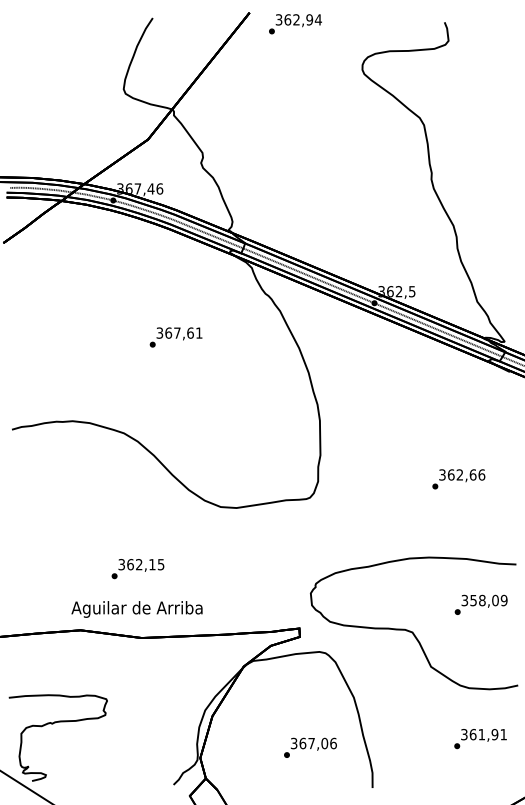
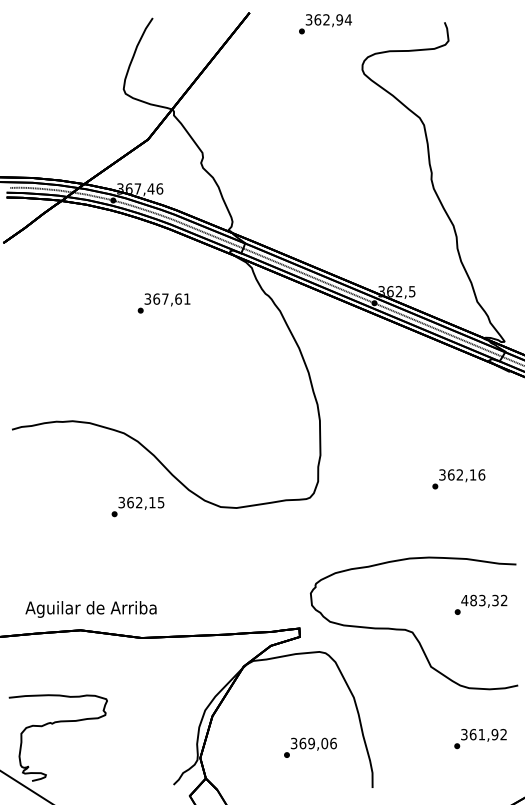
text position: (295, 24) -> (325, 24) (325, 24)
text position: (175, 337) -> (163, 303) (163, 303)
text: 362,66 -> 362,16 (472, 474)
text position: (137, 569) -> (137, 507) (137, 507)
text: 358,09 -> 483,32 (484, 600)
text position: (136, 609) -> (90, 609) (90, 609)
text: 361,91 -> 361,92 (503, 734)
text: 367,06 -> 369,06 (311, 743)
